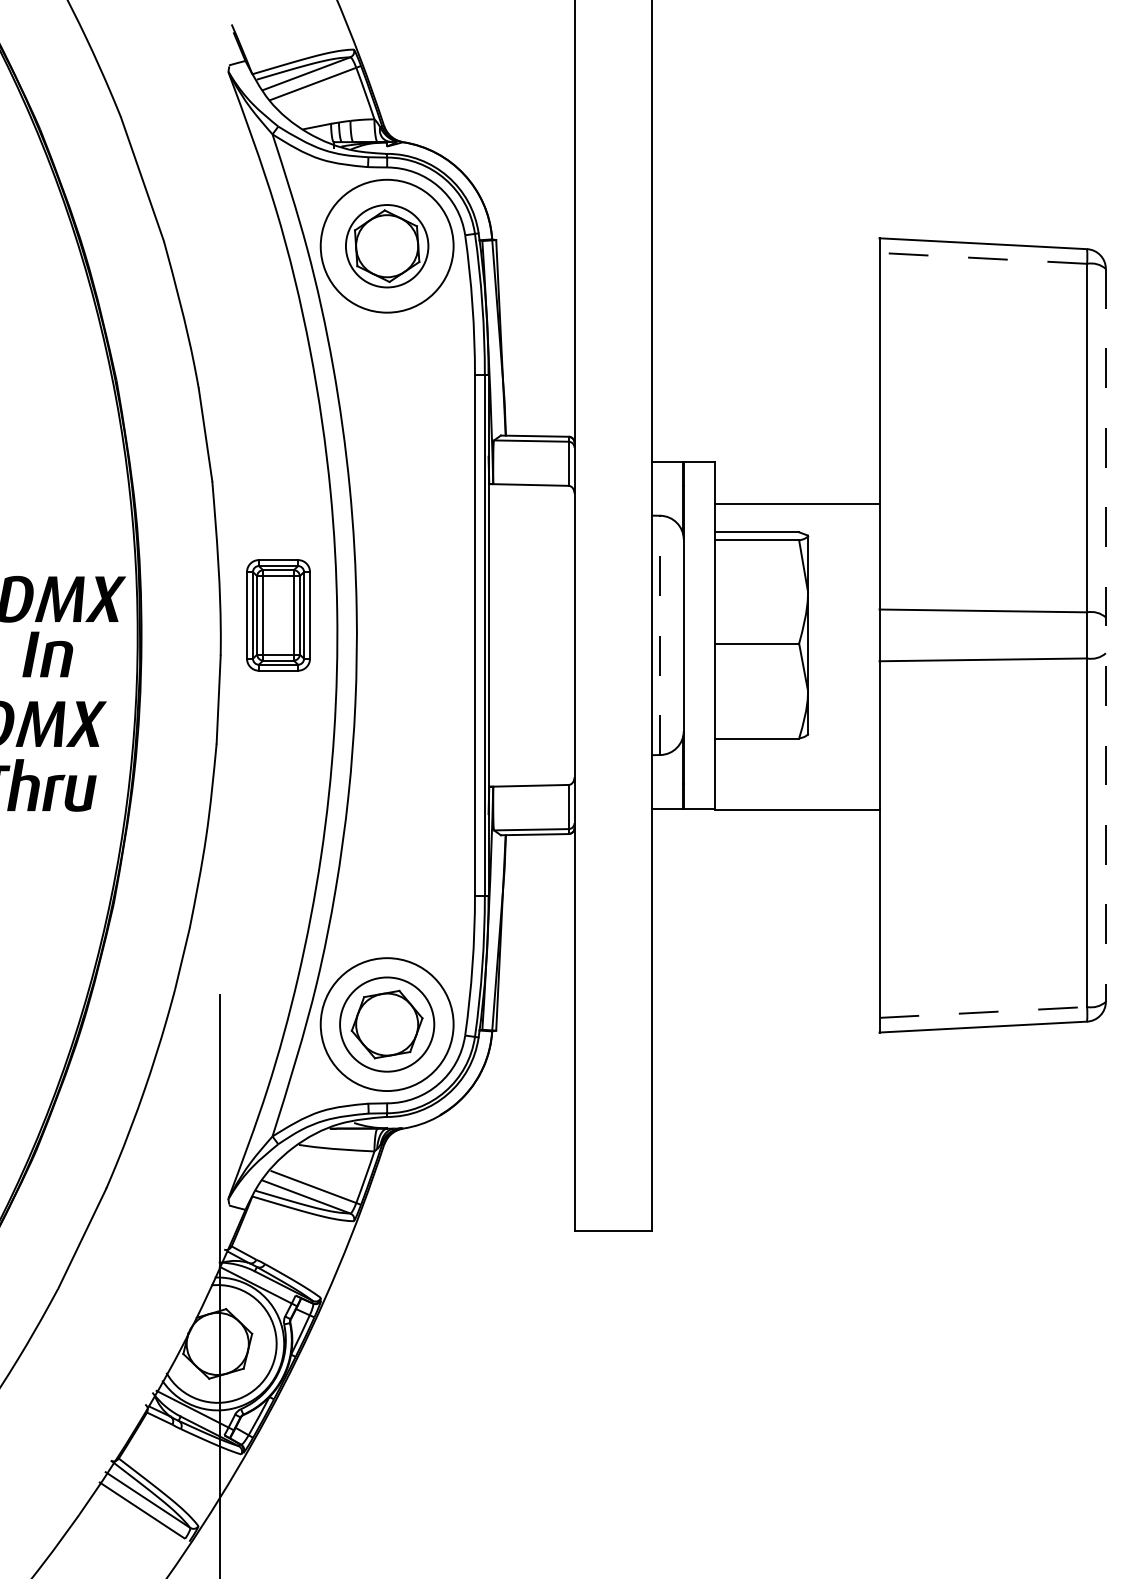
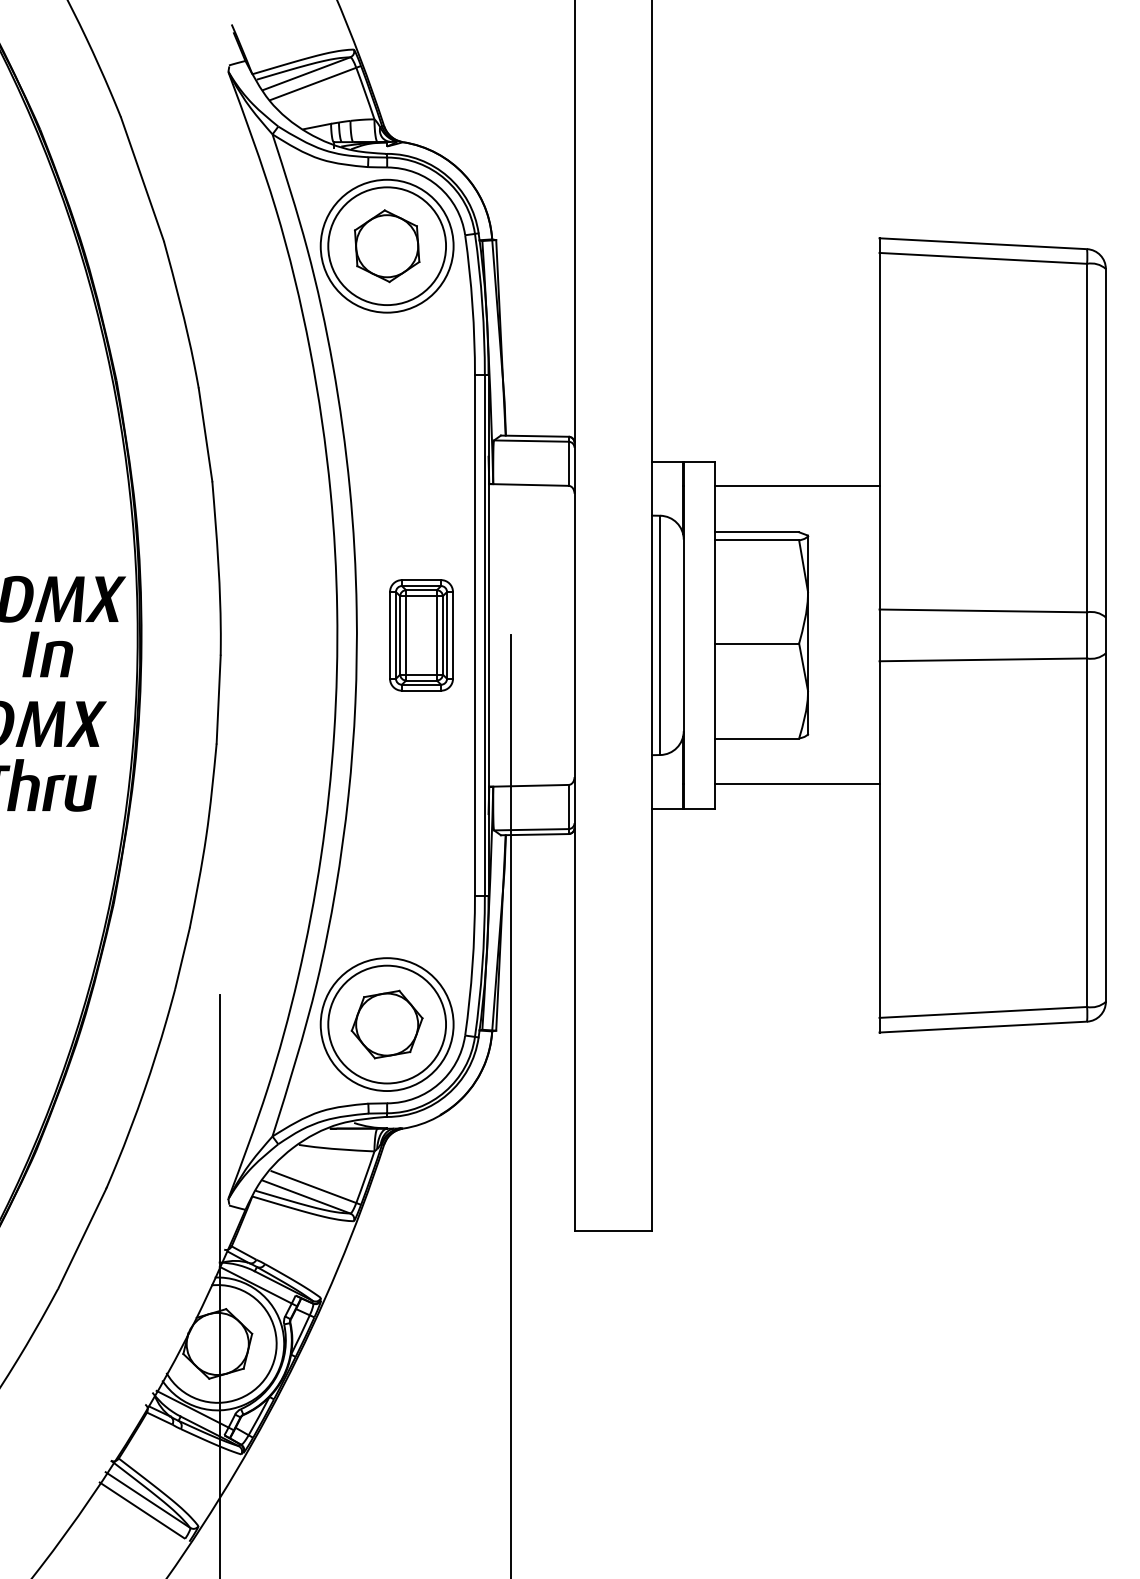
circle diameter: 82 px -> 118 px (387, 246)
line: dashed -> solid (983, 258)
line position: (796, 504) -> (796, 486) (796, 486)
part position: (278, 615) -> (421, 635) (421, 635)
line: dashed -> solid (660, 635)
line: dashed -> solid (1105, 635)
line position: (796, 810) -> (796, 784) (796, 784)
line: dashed -> solid (983, 1012)
circle diameter: 94 px -> 118 px (387, 1024)
line: none -> present (511, 1105)
